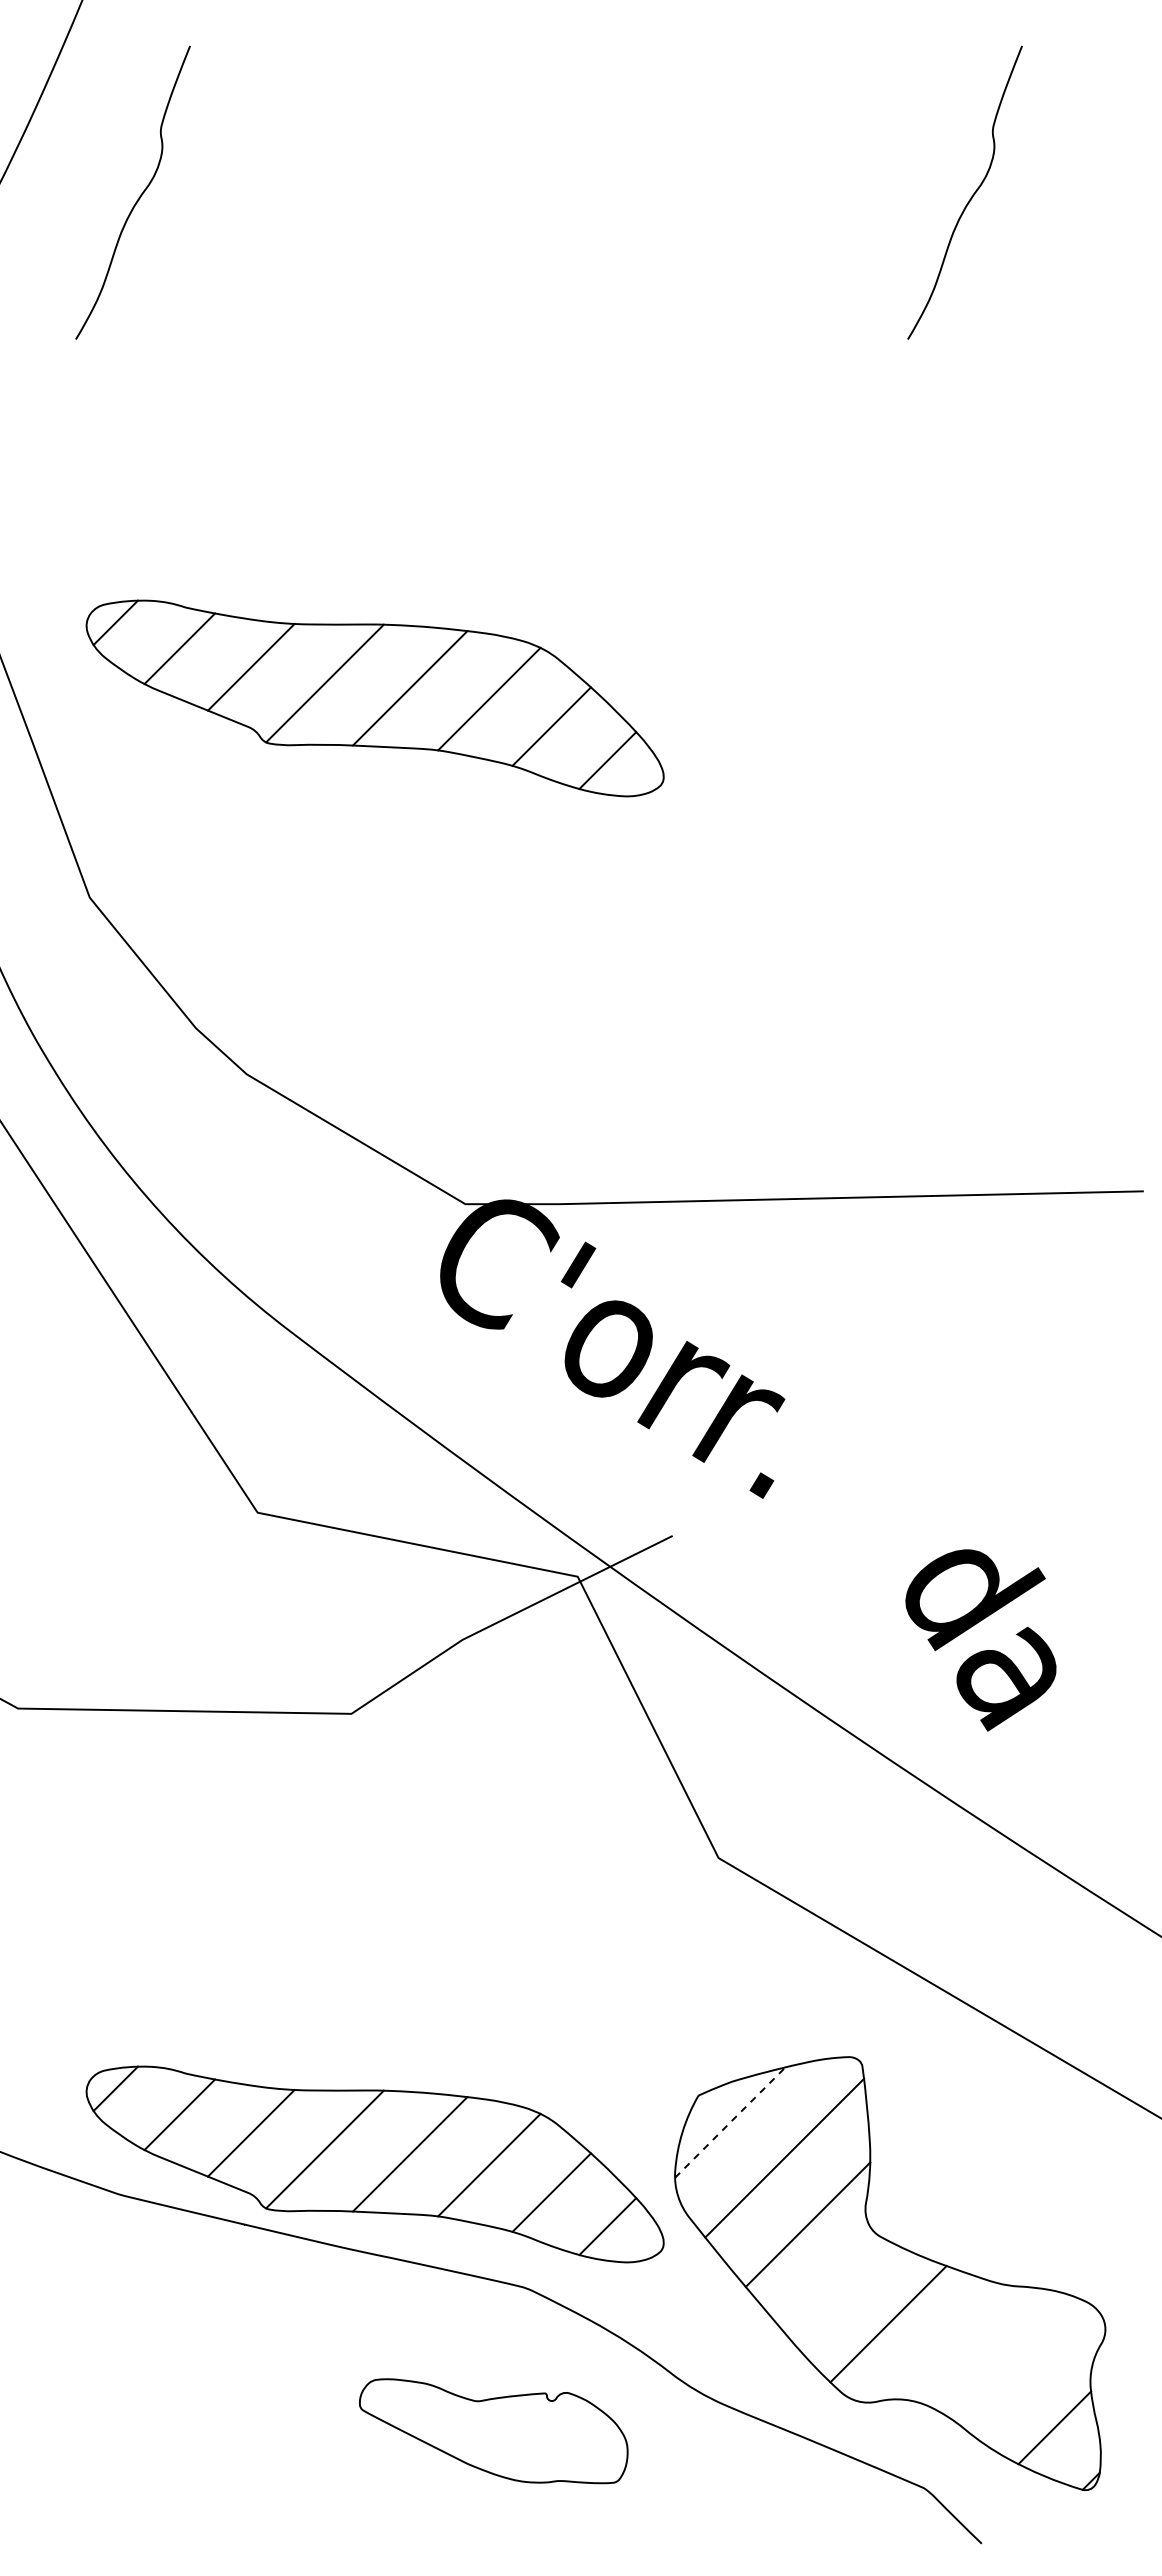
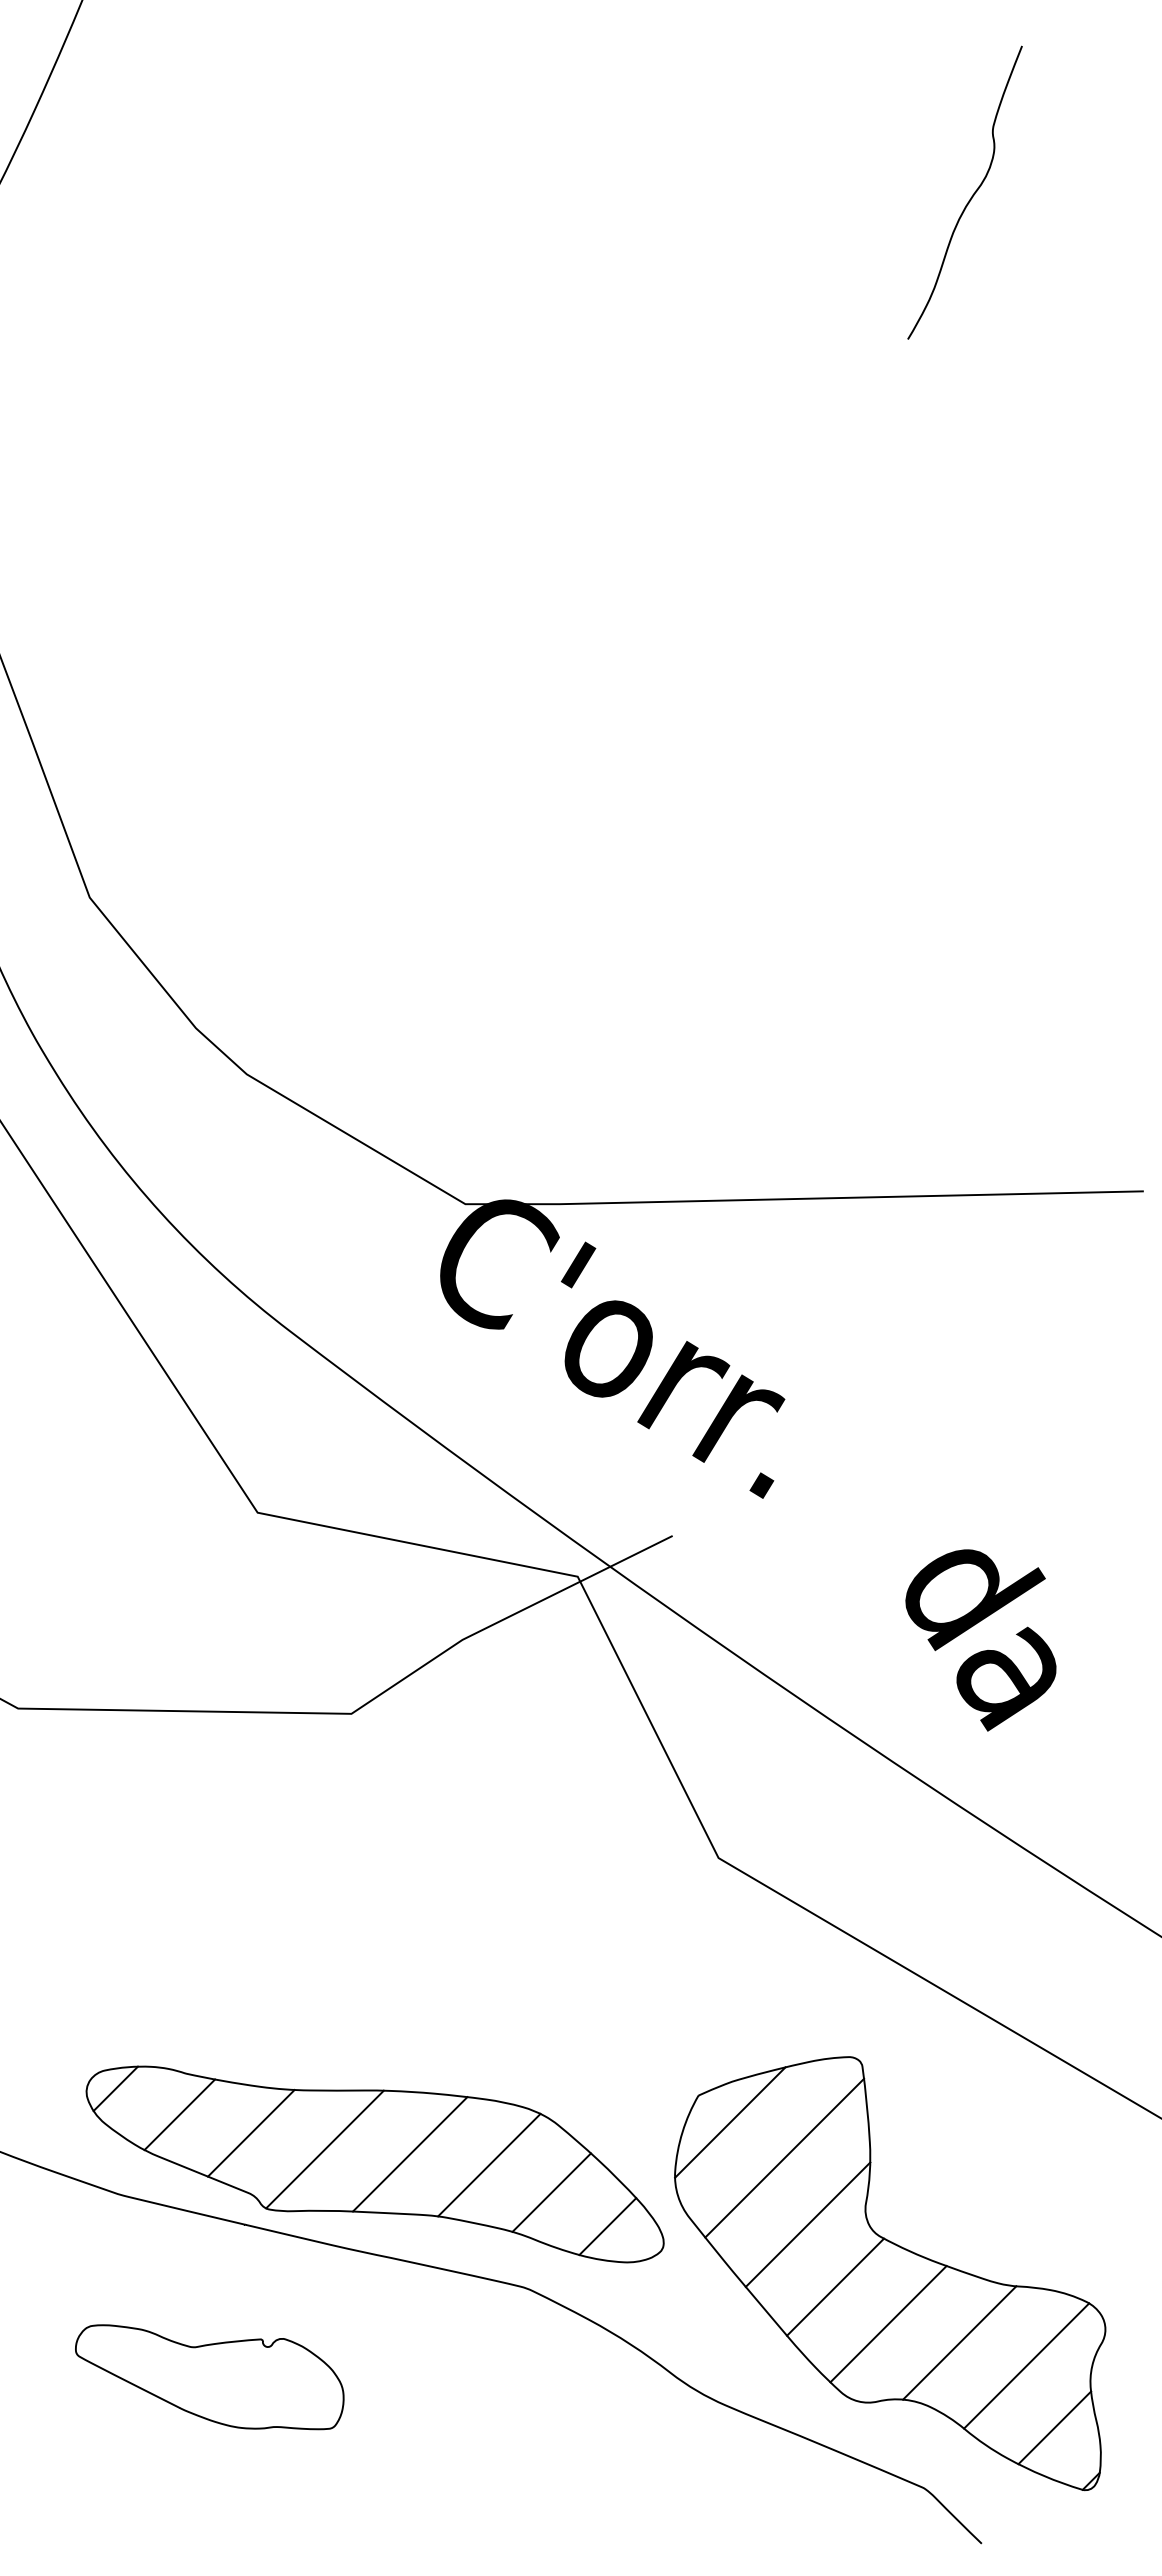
curve: present -> none (138, 197)
part: present -> none (374, 698)
line: dashed -> solid (730, 2122)
line: none -> present (835, 2286)
line: none -> present (959, 2342)
line: none -> present (1026, 2365)
part position: (493, 2431) -> (209, 2377) (209, 2377)
